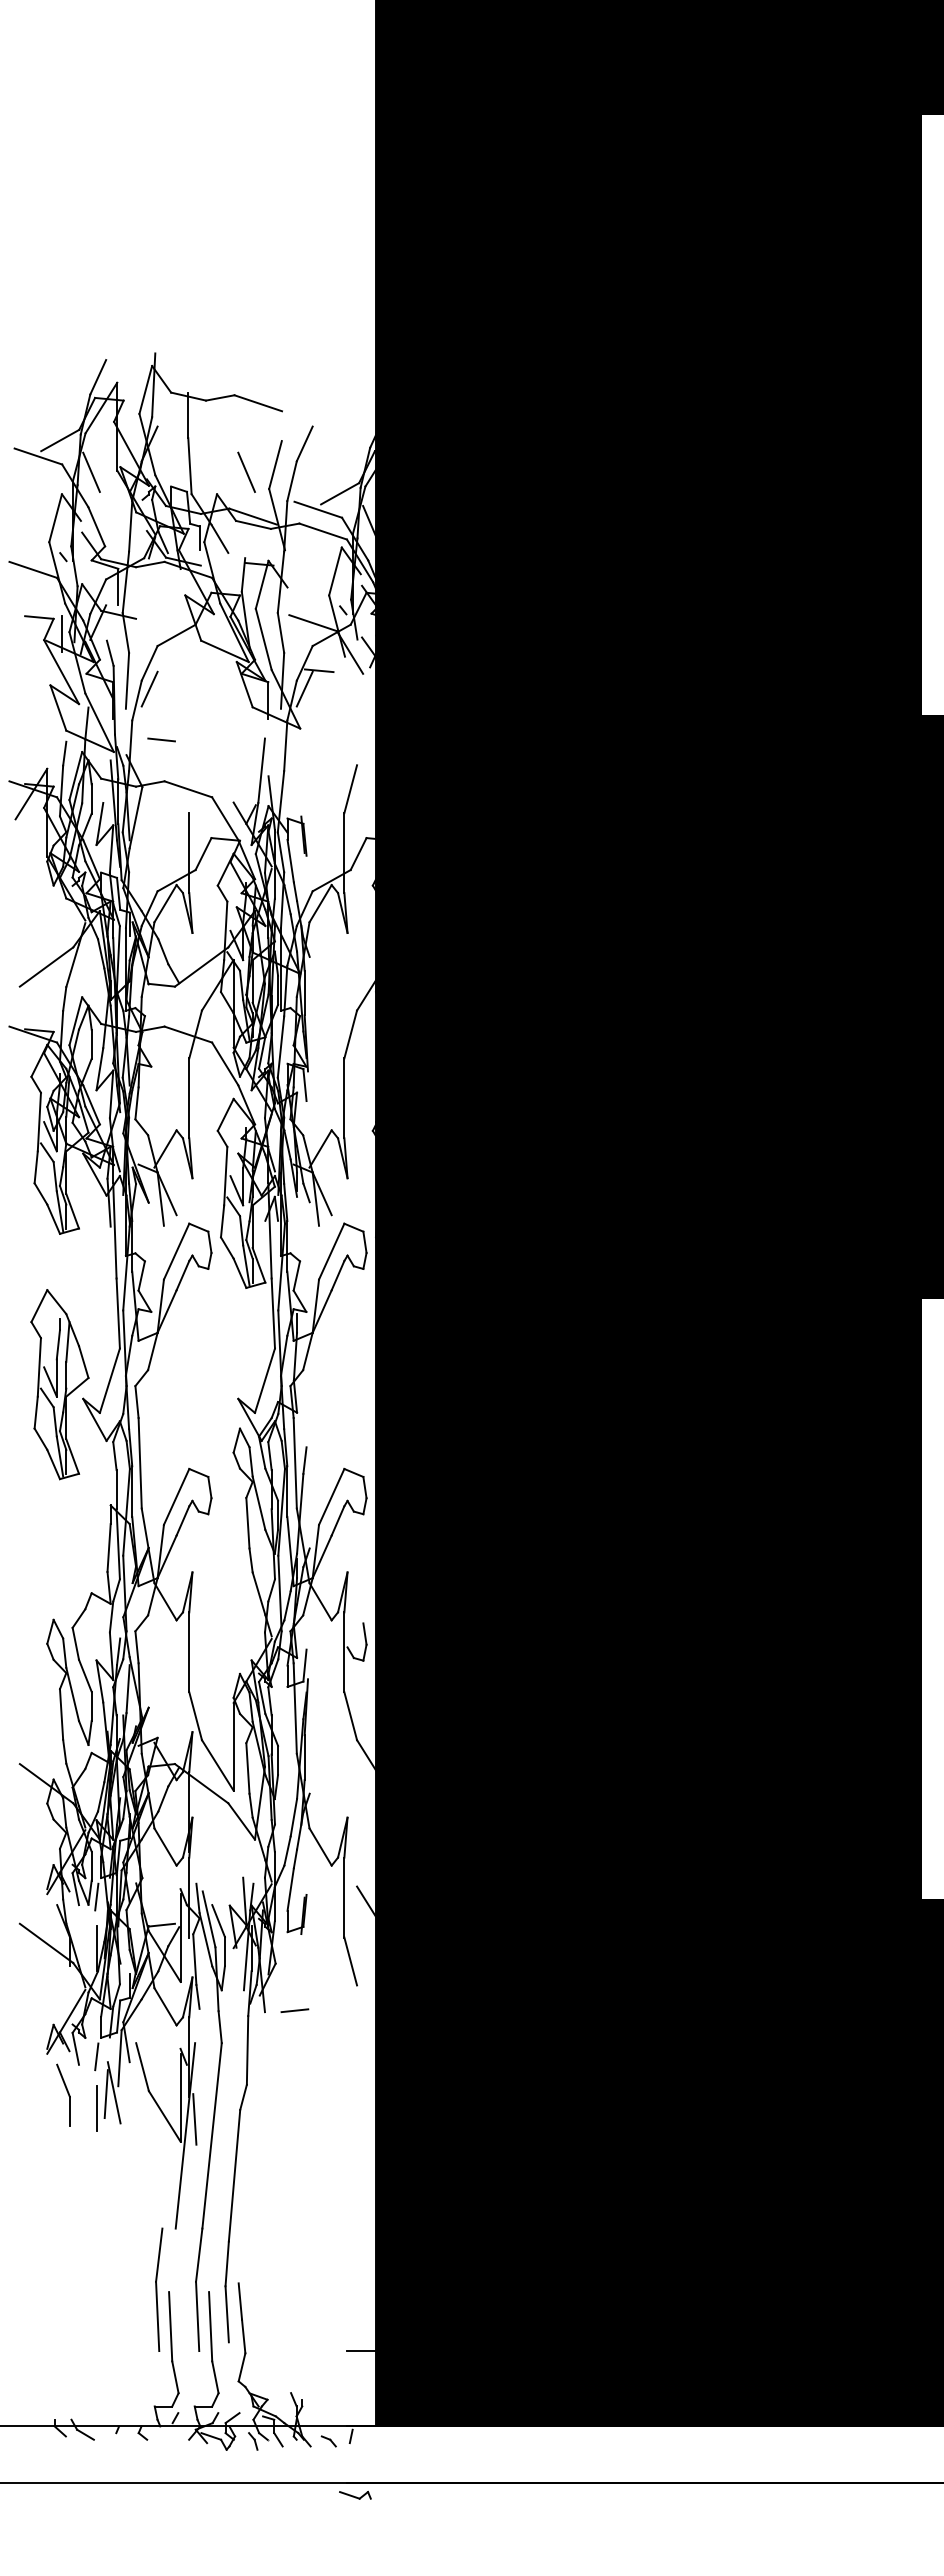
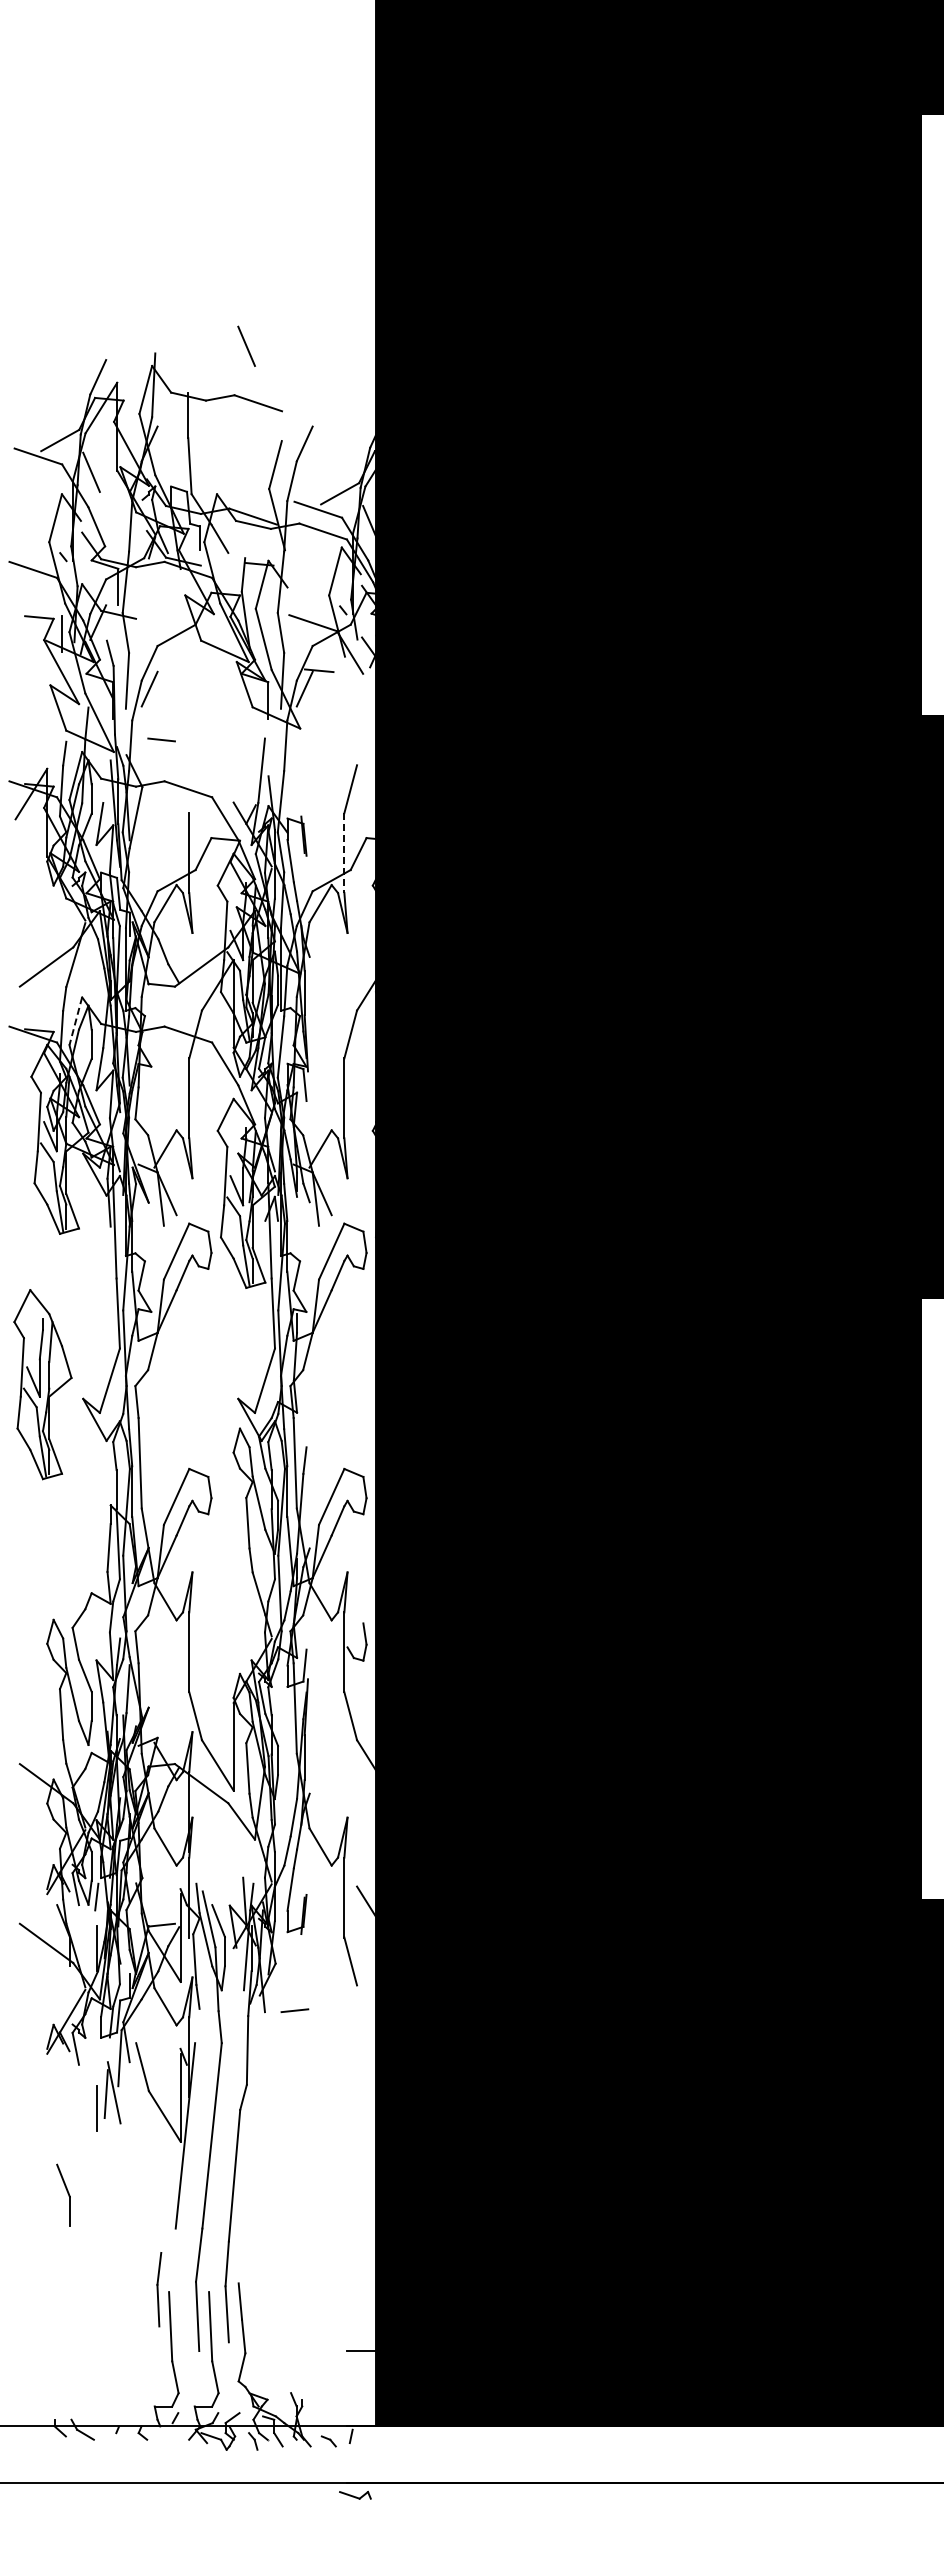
line position: (246, 471) -> (246, 345) (246, 345)
line: solid -> dashed (344, 853)
line: solid -> dashed (75, 1021)
part position: (59, 1384) -> (42, 1384) (42, 1384)
line: present -> none (96, 2056)
part position: (63, 2094) -> (63, 2194) (63, 2194)
line: present -> none (194, 2119)
part size: 9x125 px -> 7x76 px (159, 2289)
